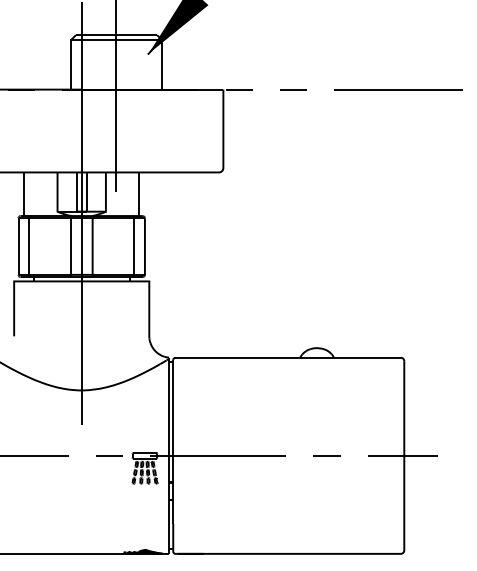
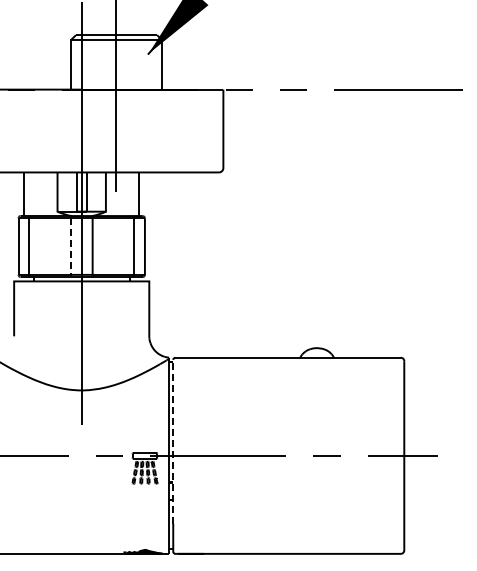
line: solid -> dashed (70, 247)
line: solid -> dashed (173, 441)
